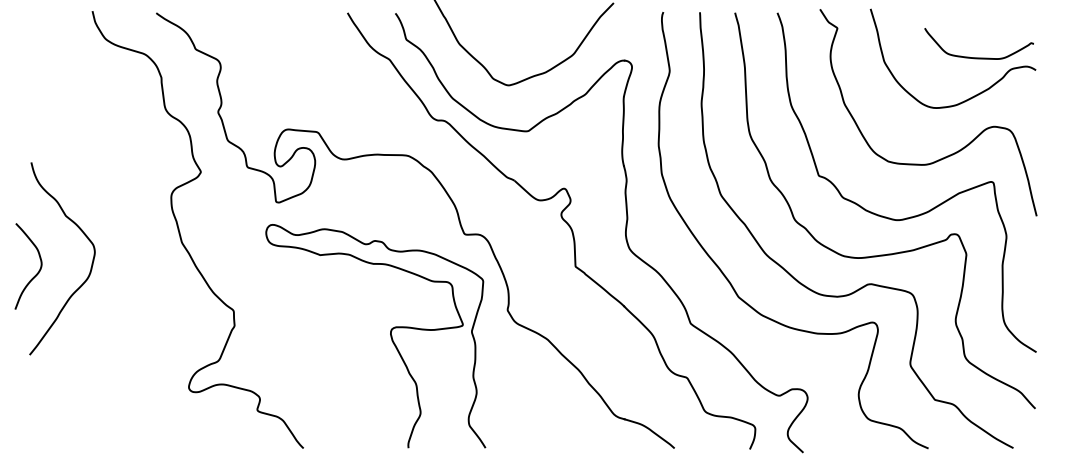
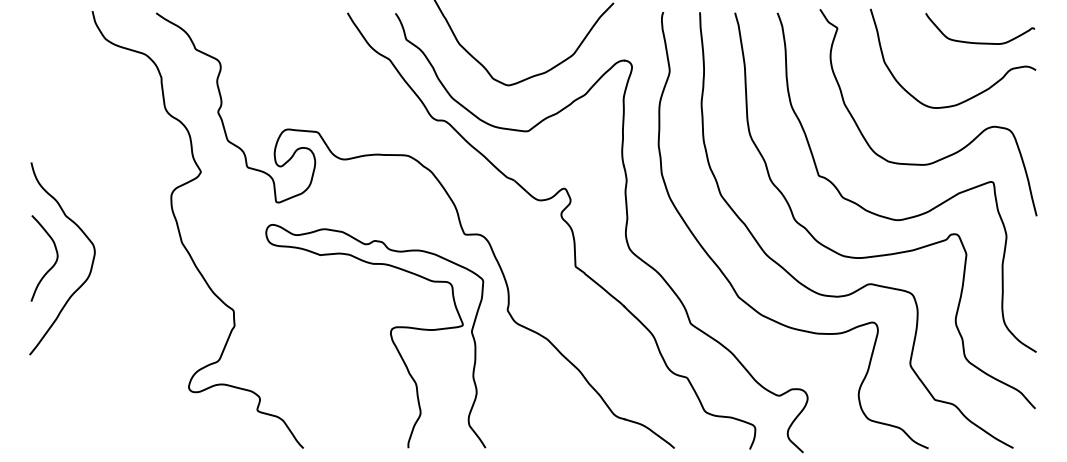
curve position: (978, 57) -> (979, 42) (979, 42)
curve position: (36, 273) -> (52, 265) (52, 265)
